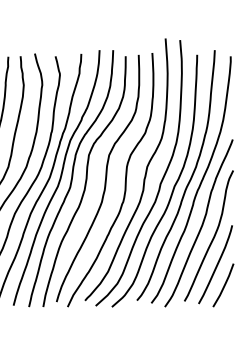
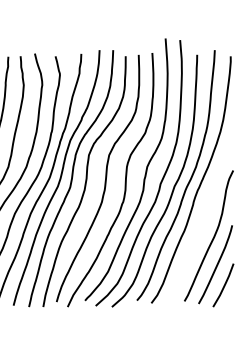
curve: present -> none (201, 224)
